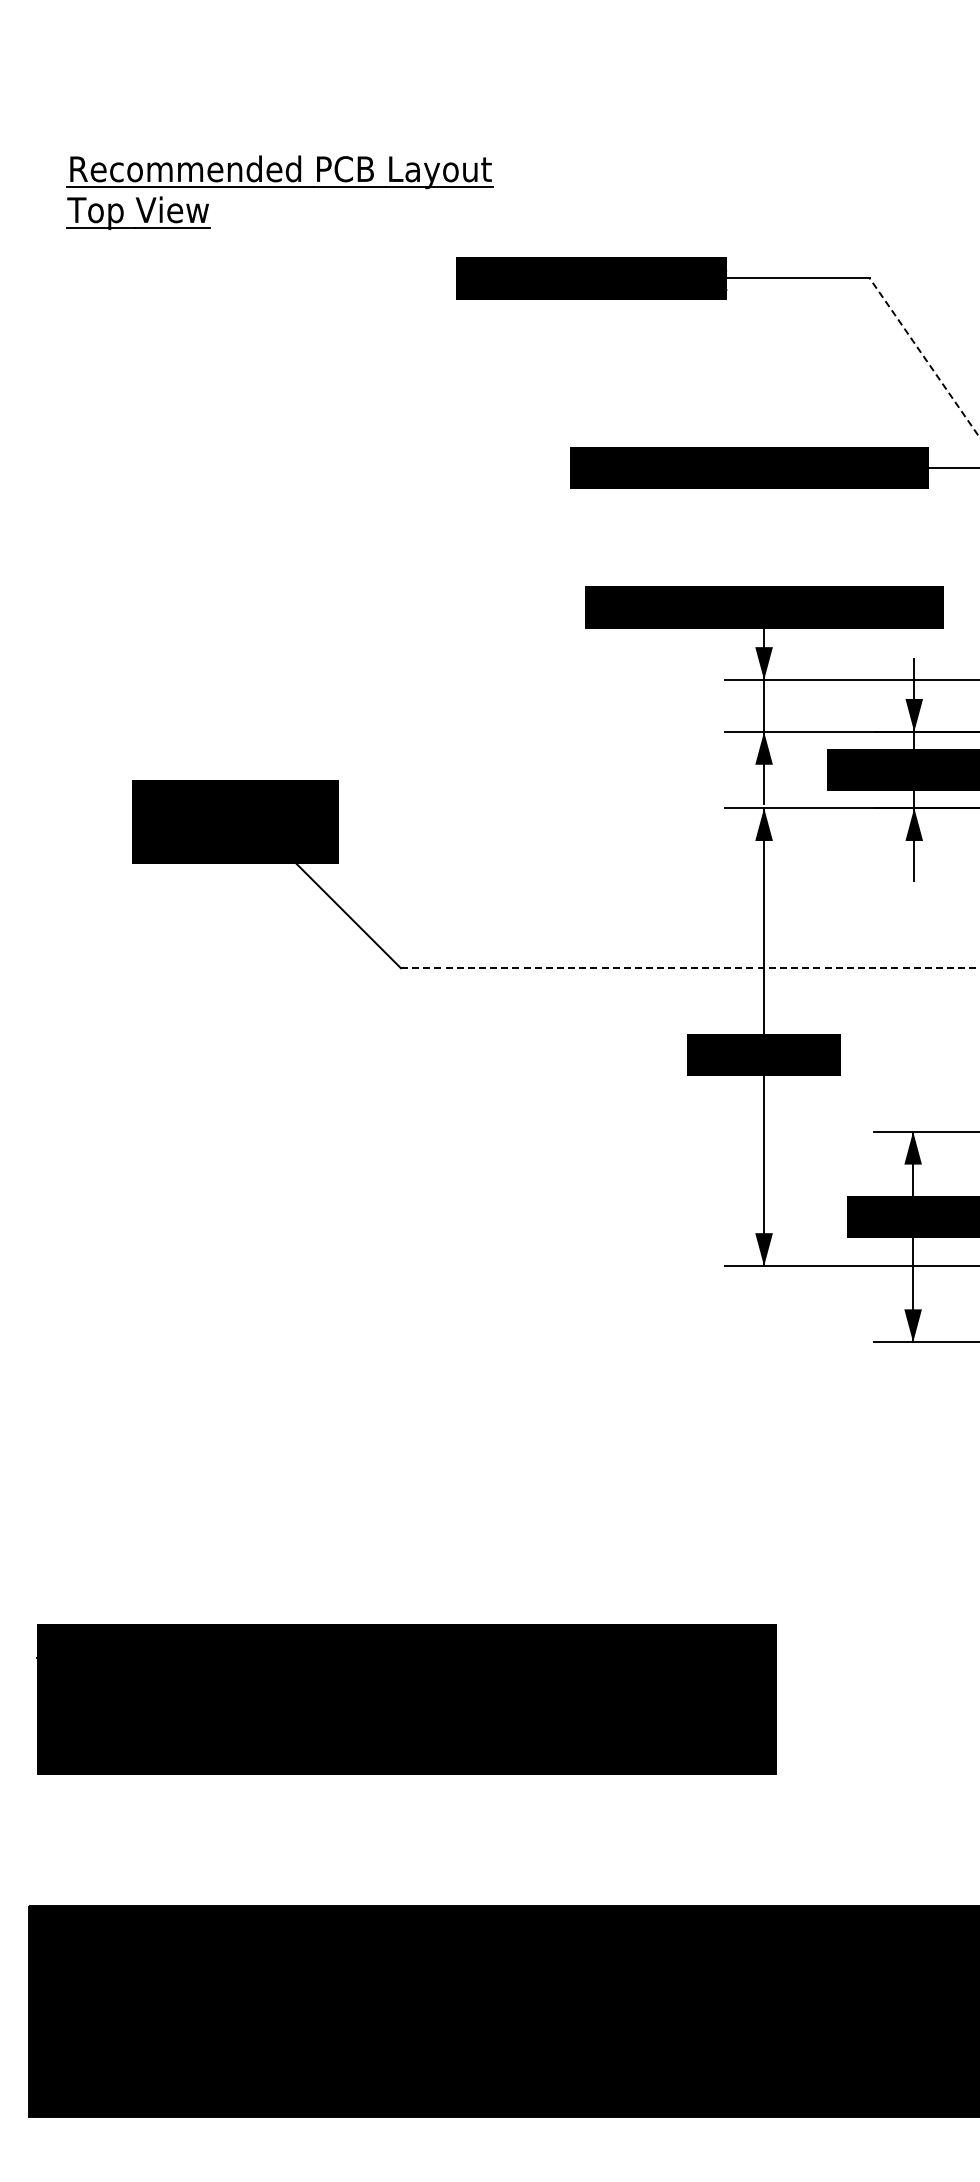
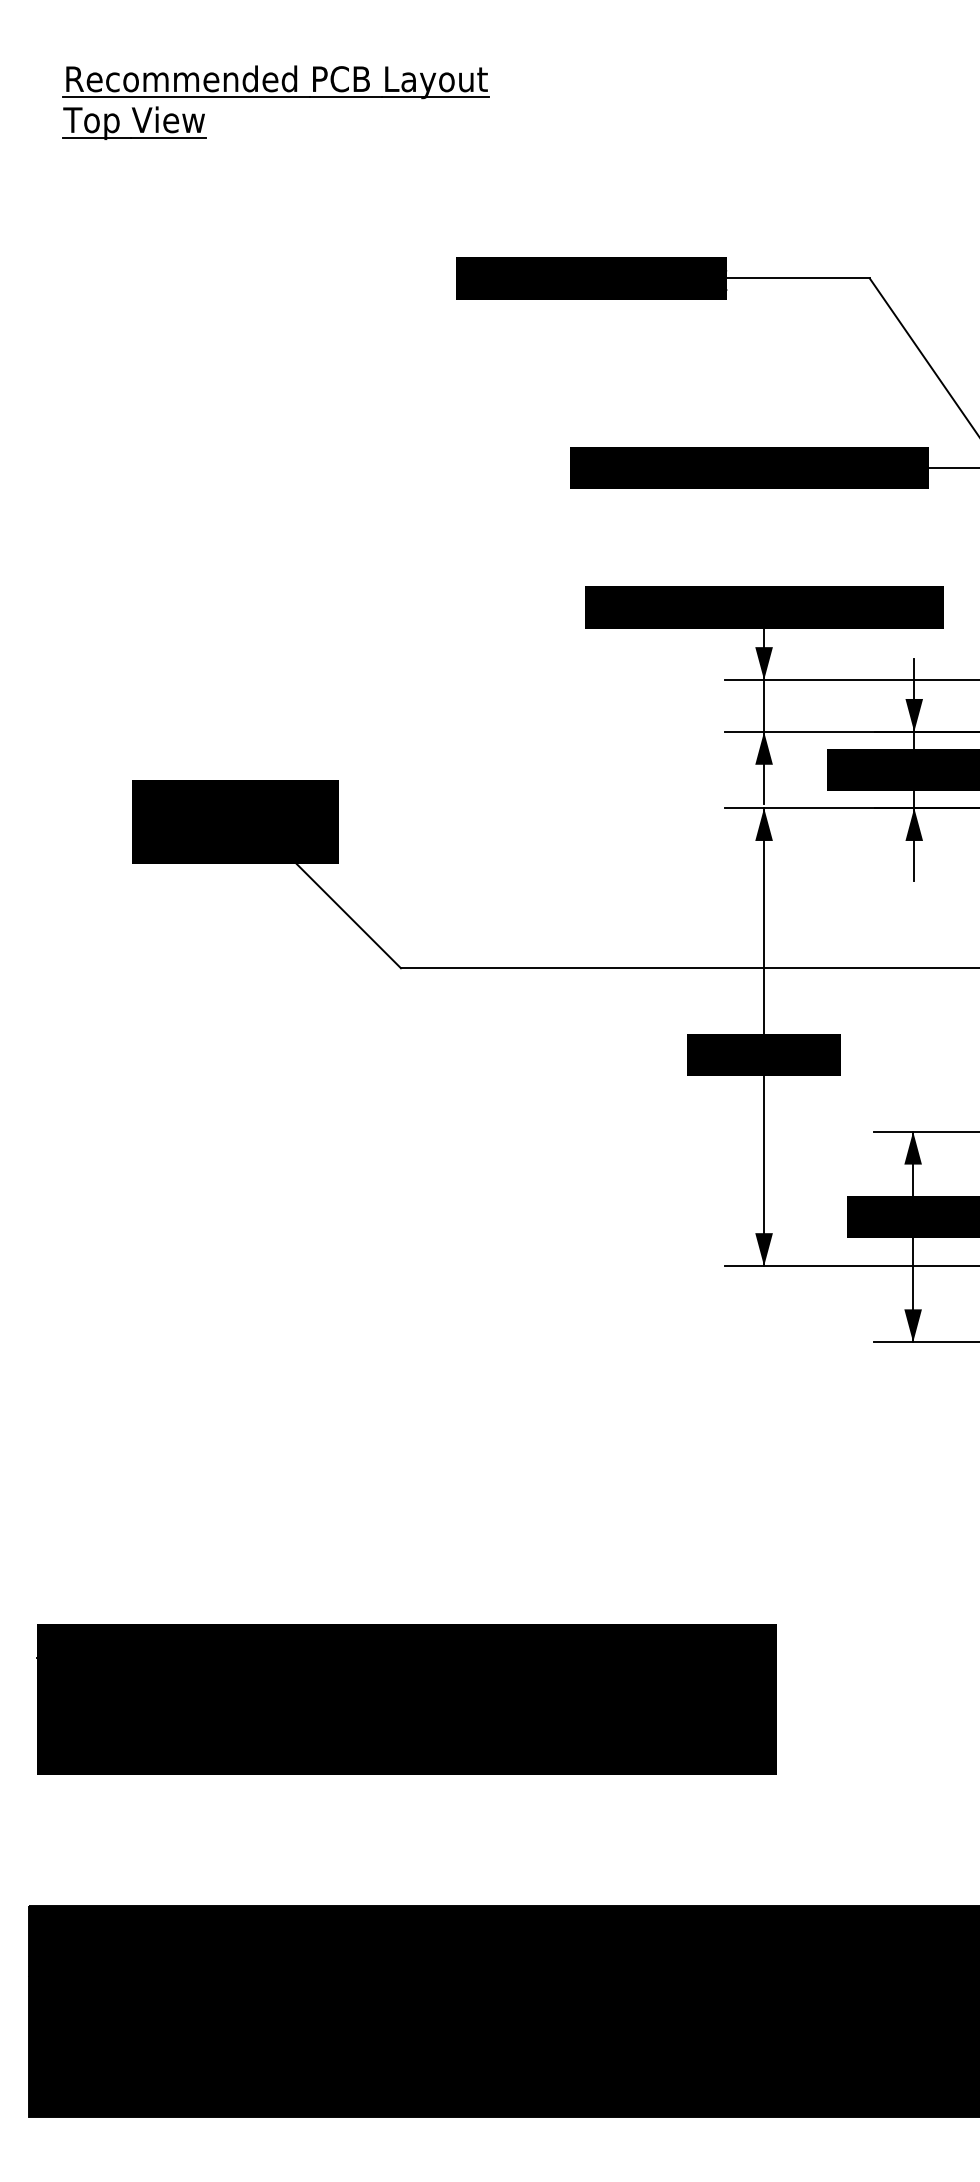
part position: (279, 192) -> (275, 102) (275, 102)
line: dashed -> solid (924, 358)
line: dashed -> solid (690, 968)
